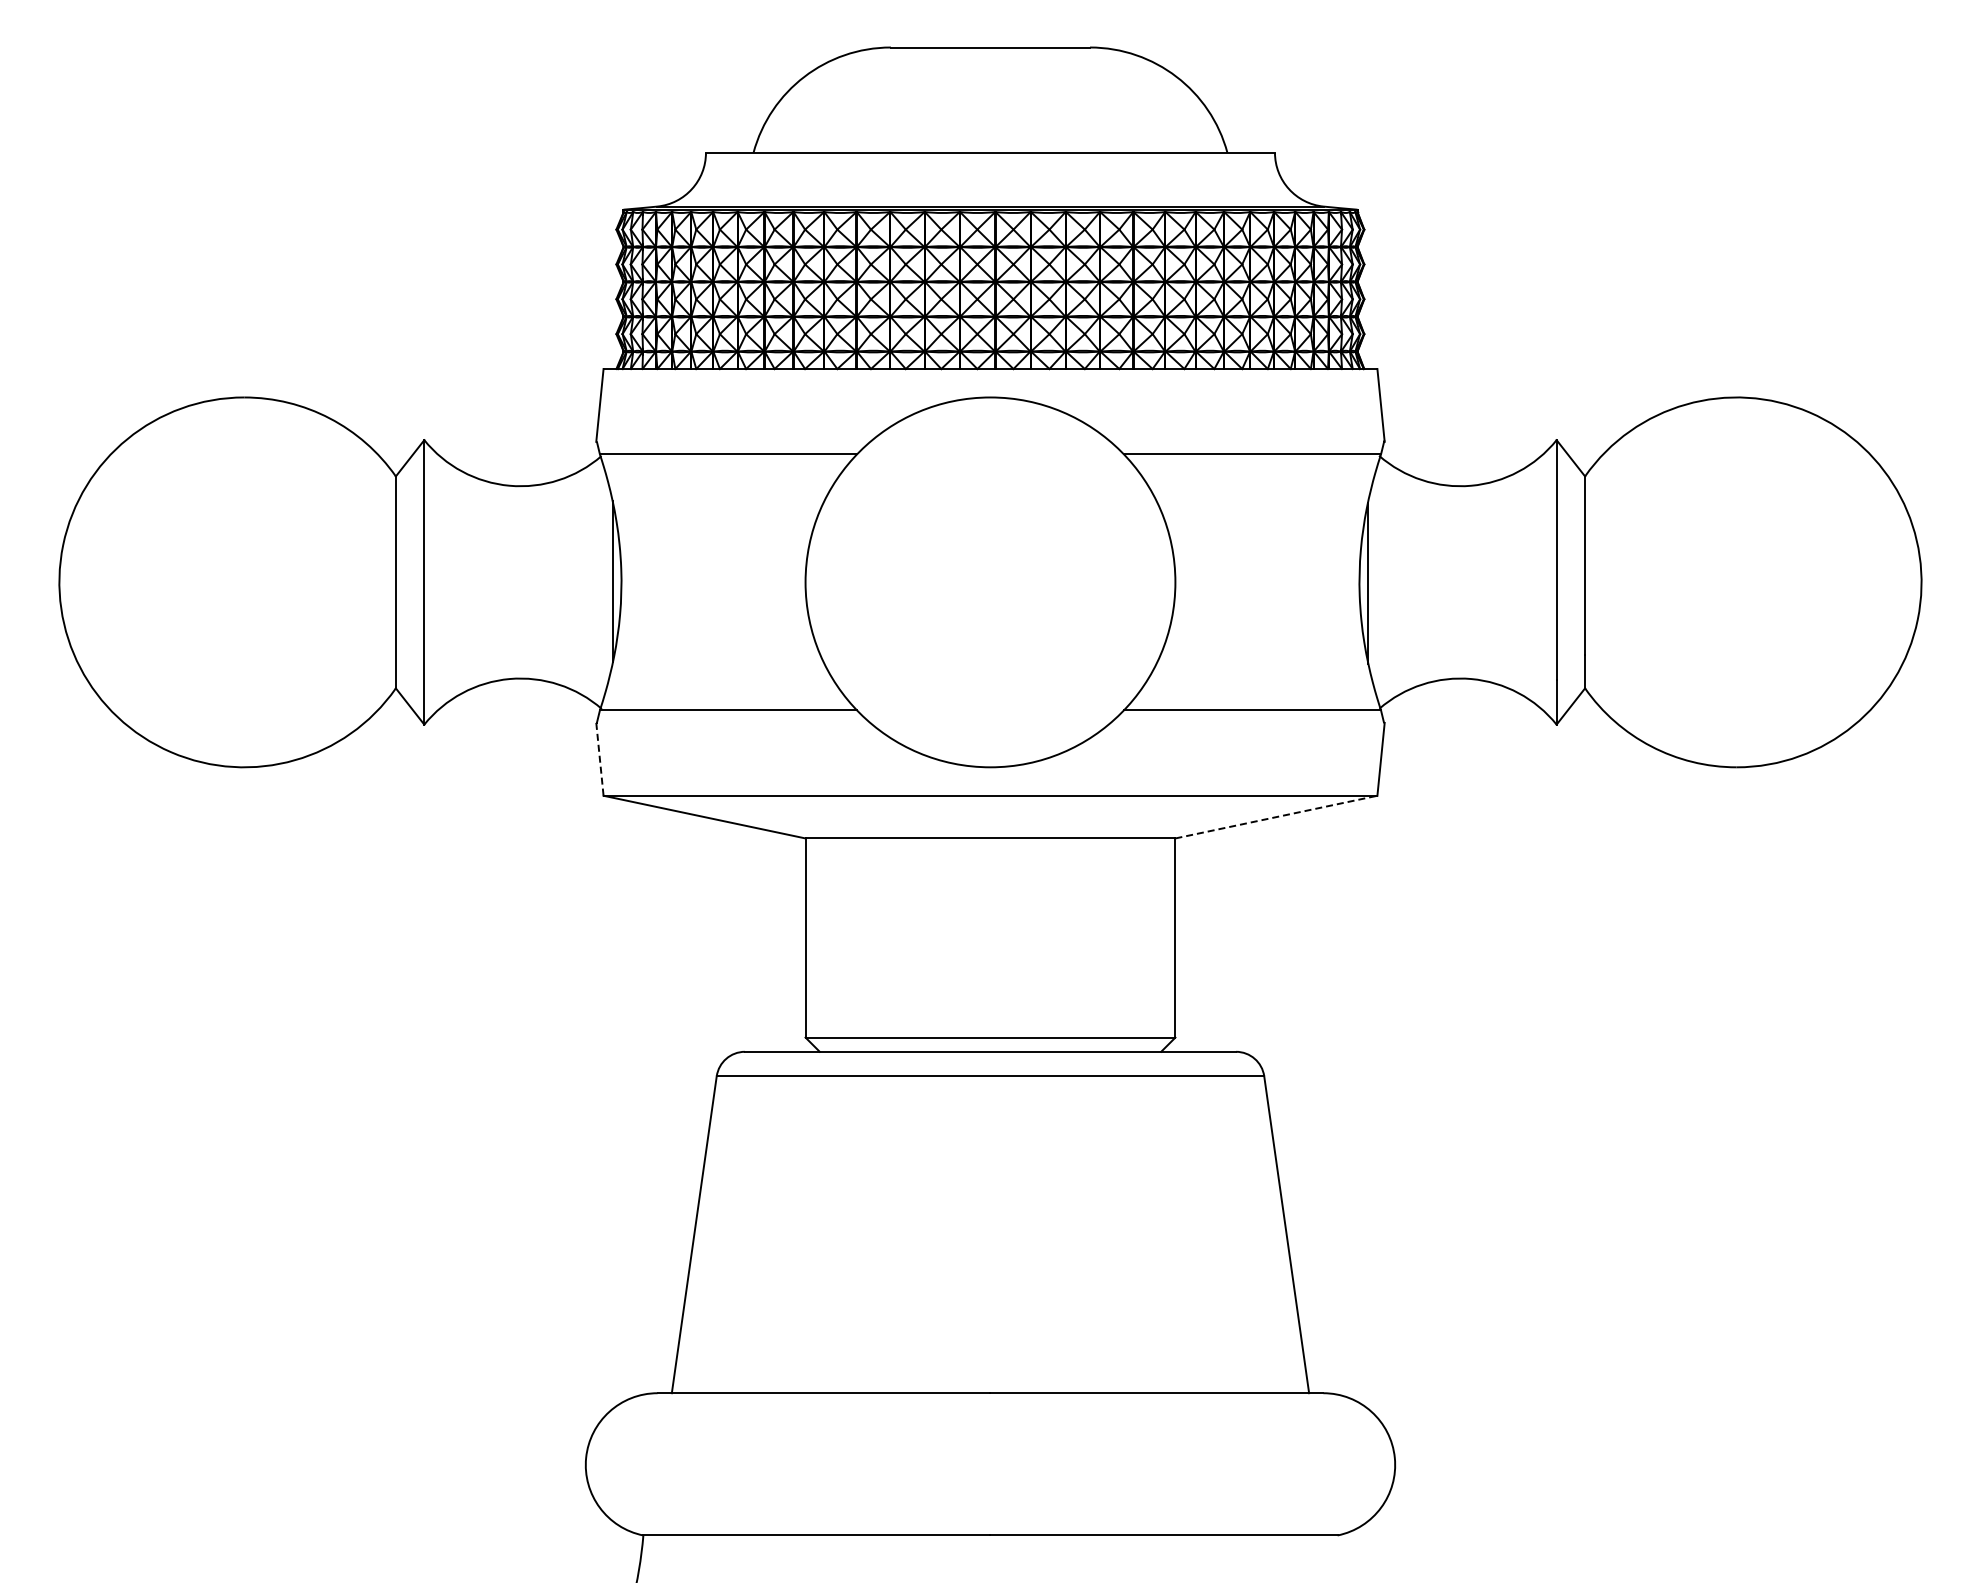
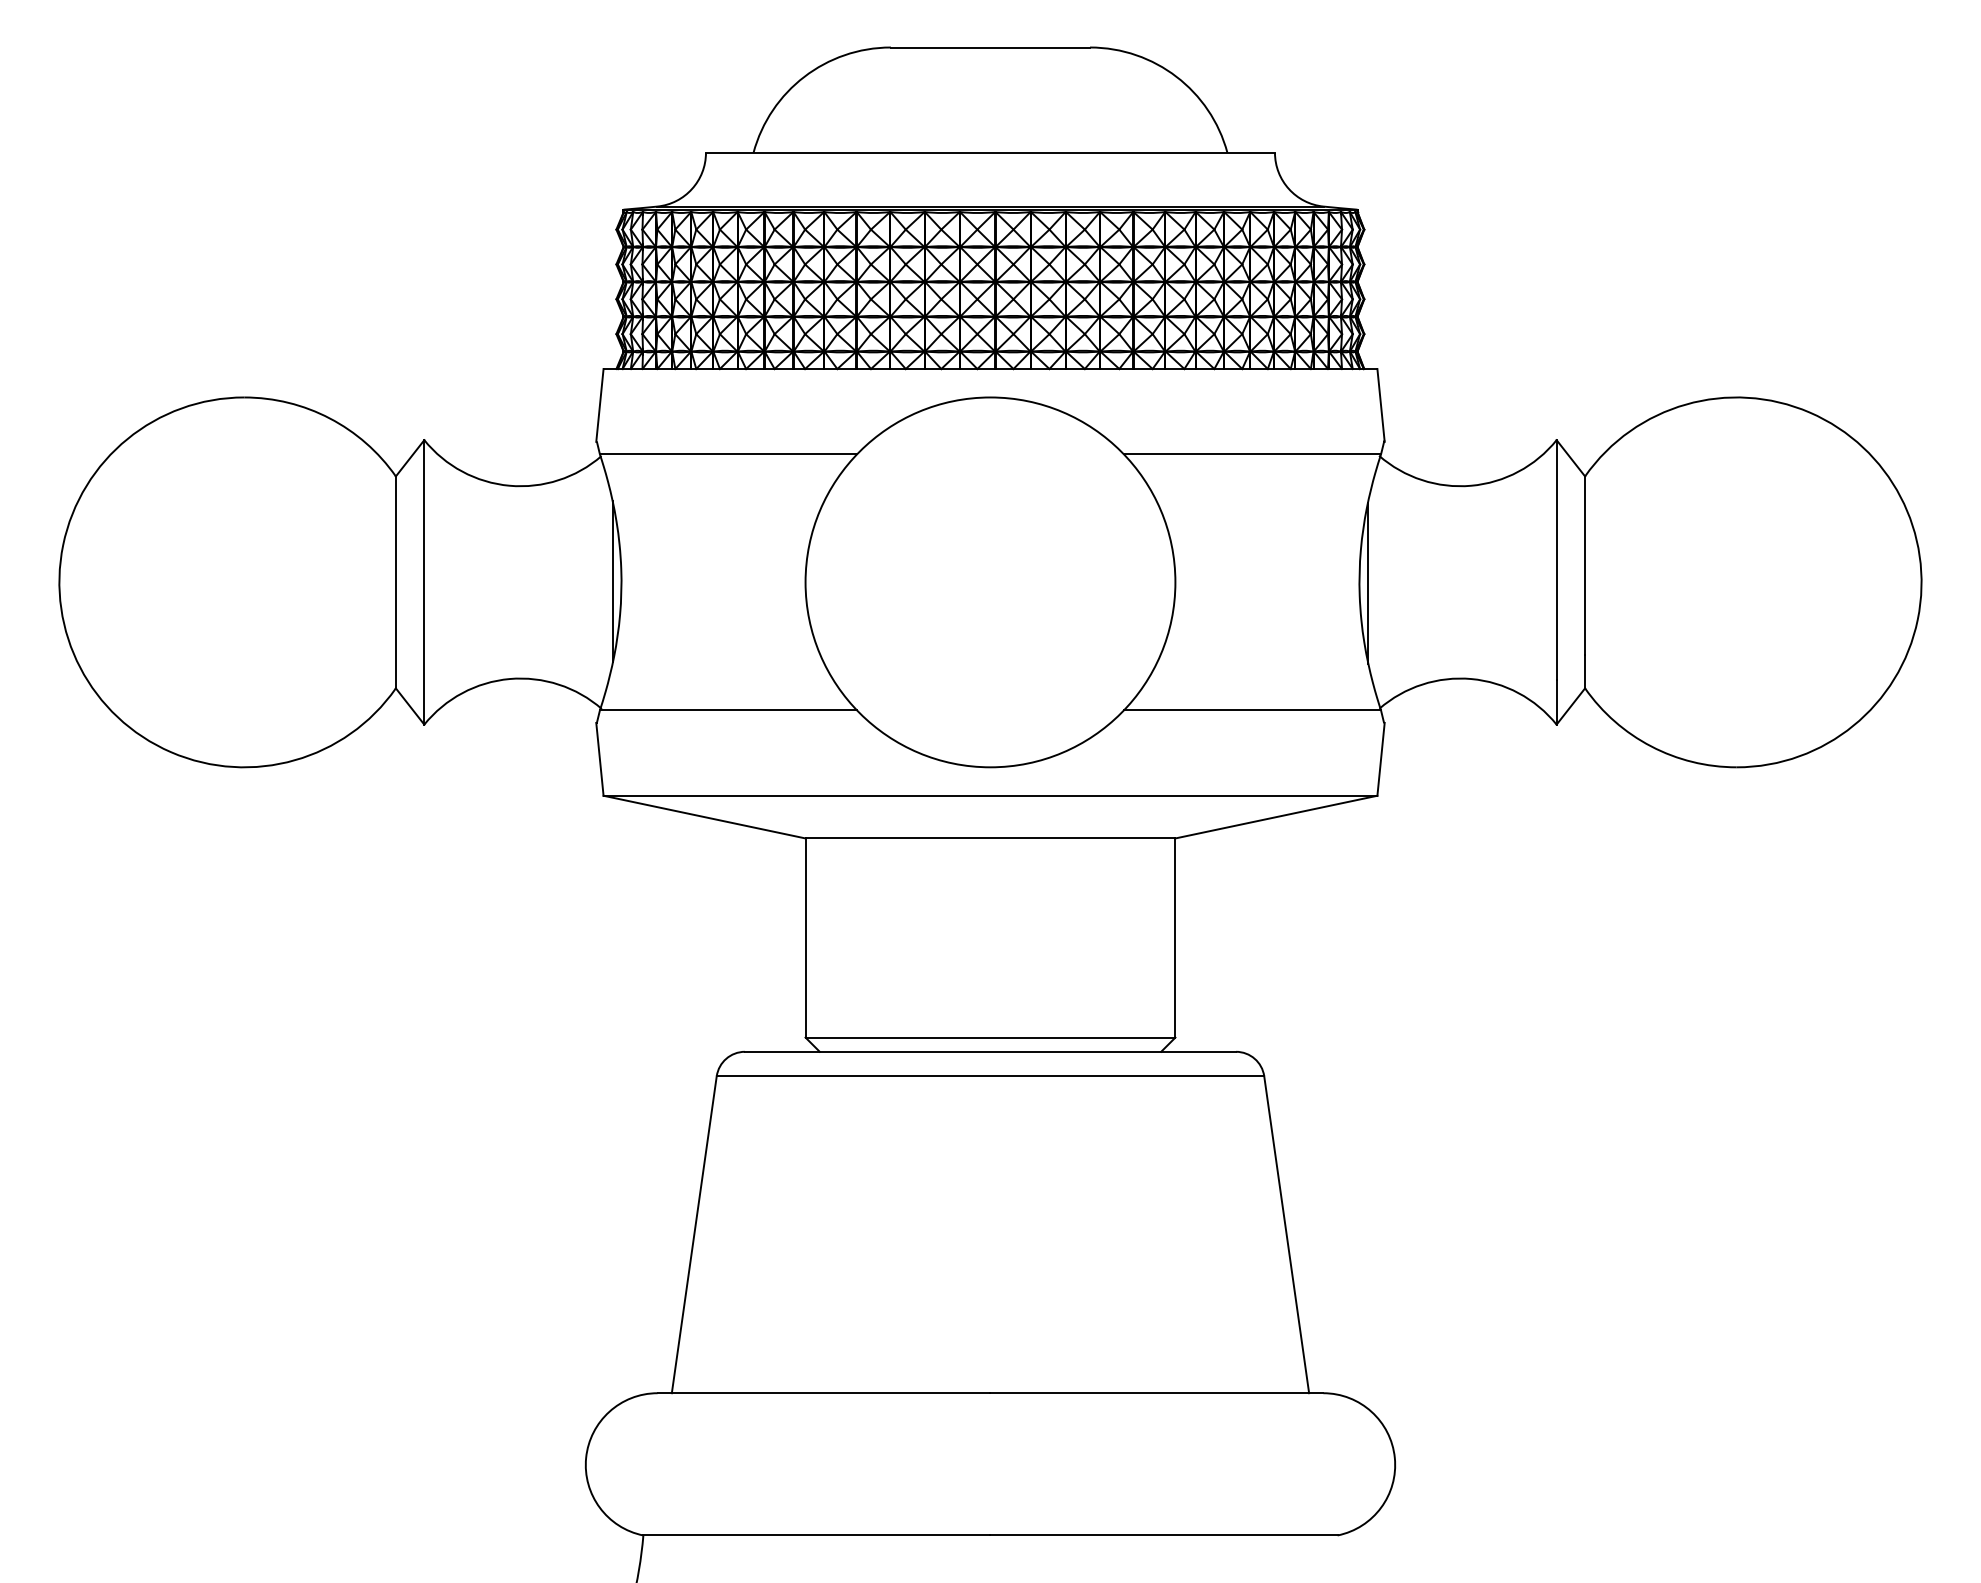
line: dashed -> solid (599, 759)
line: dashed -> solid (1276, 817)
